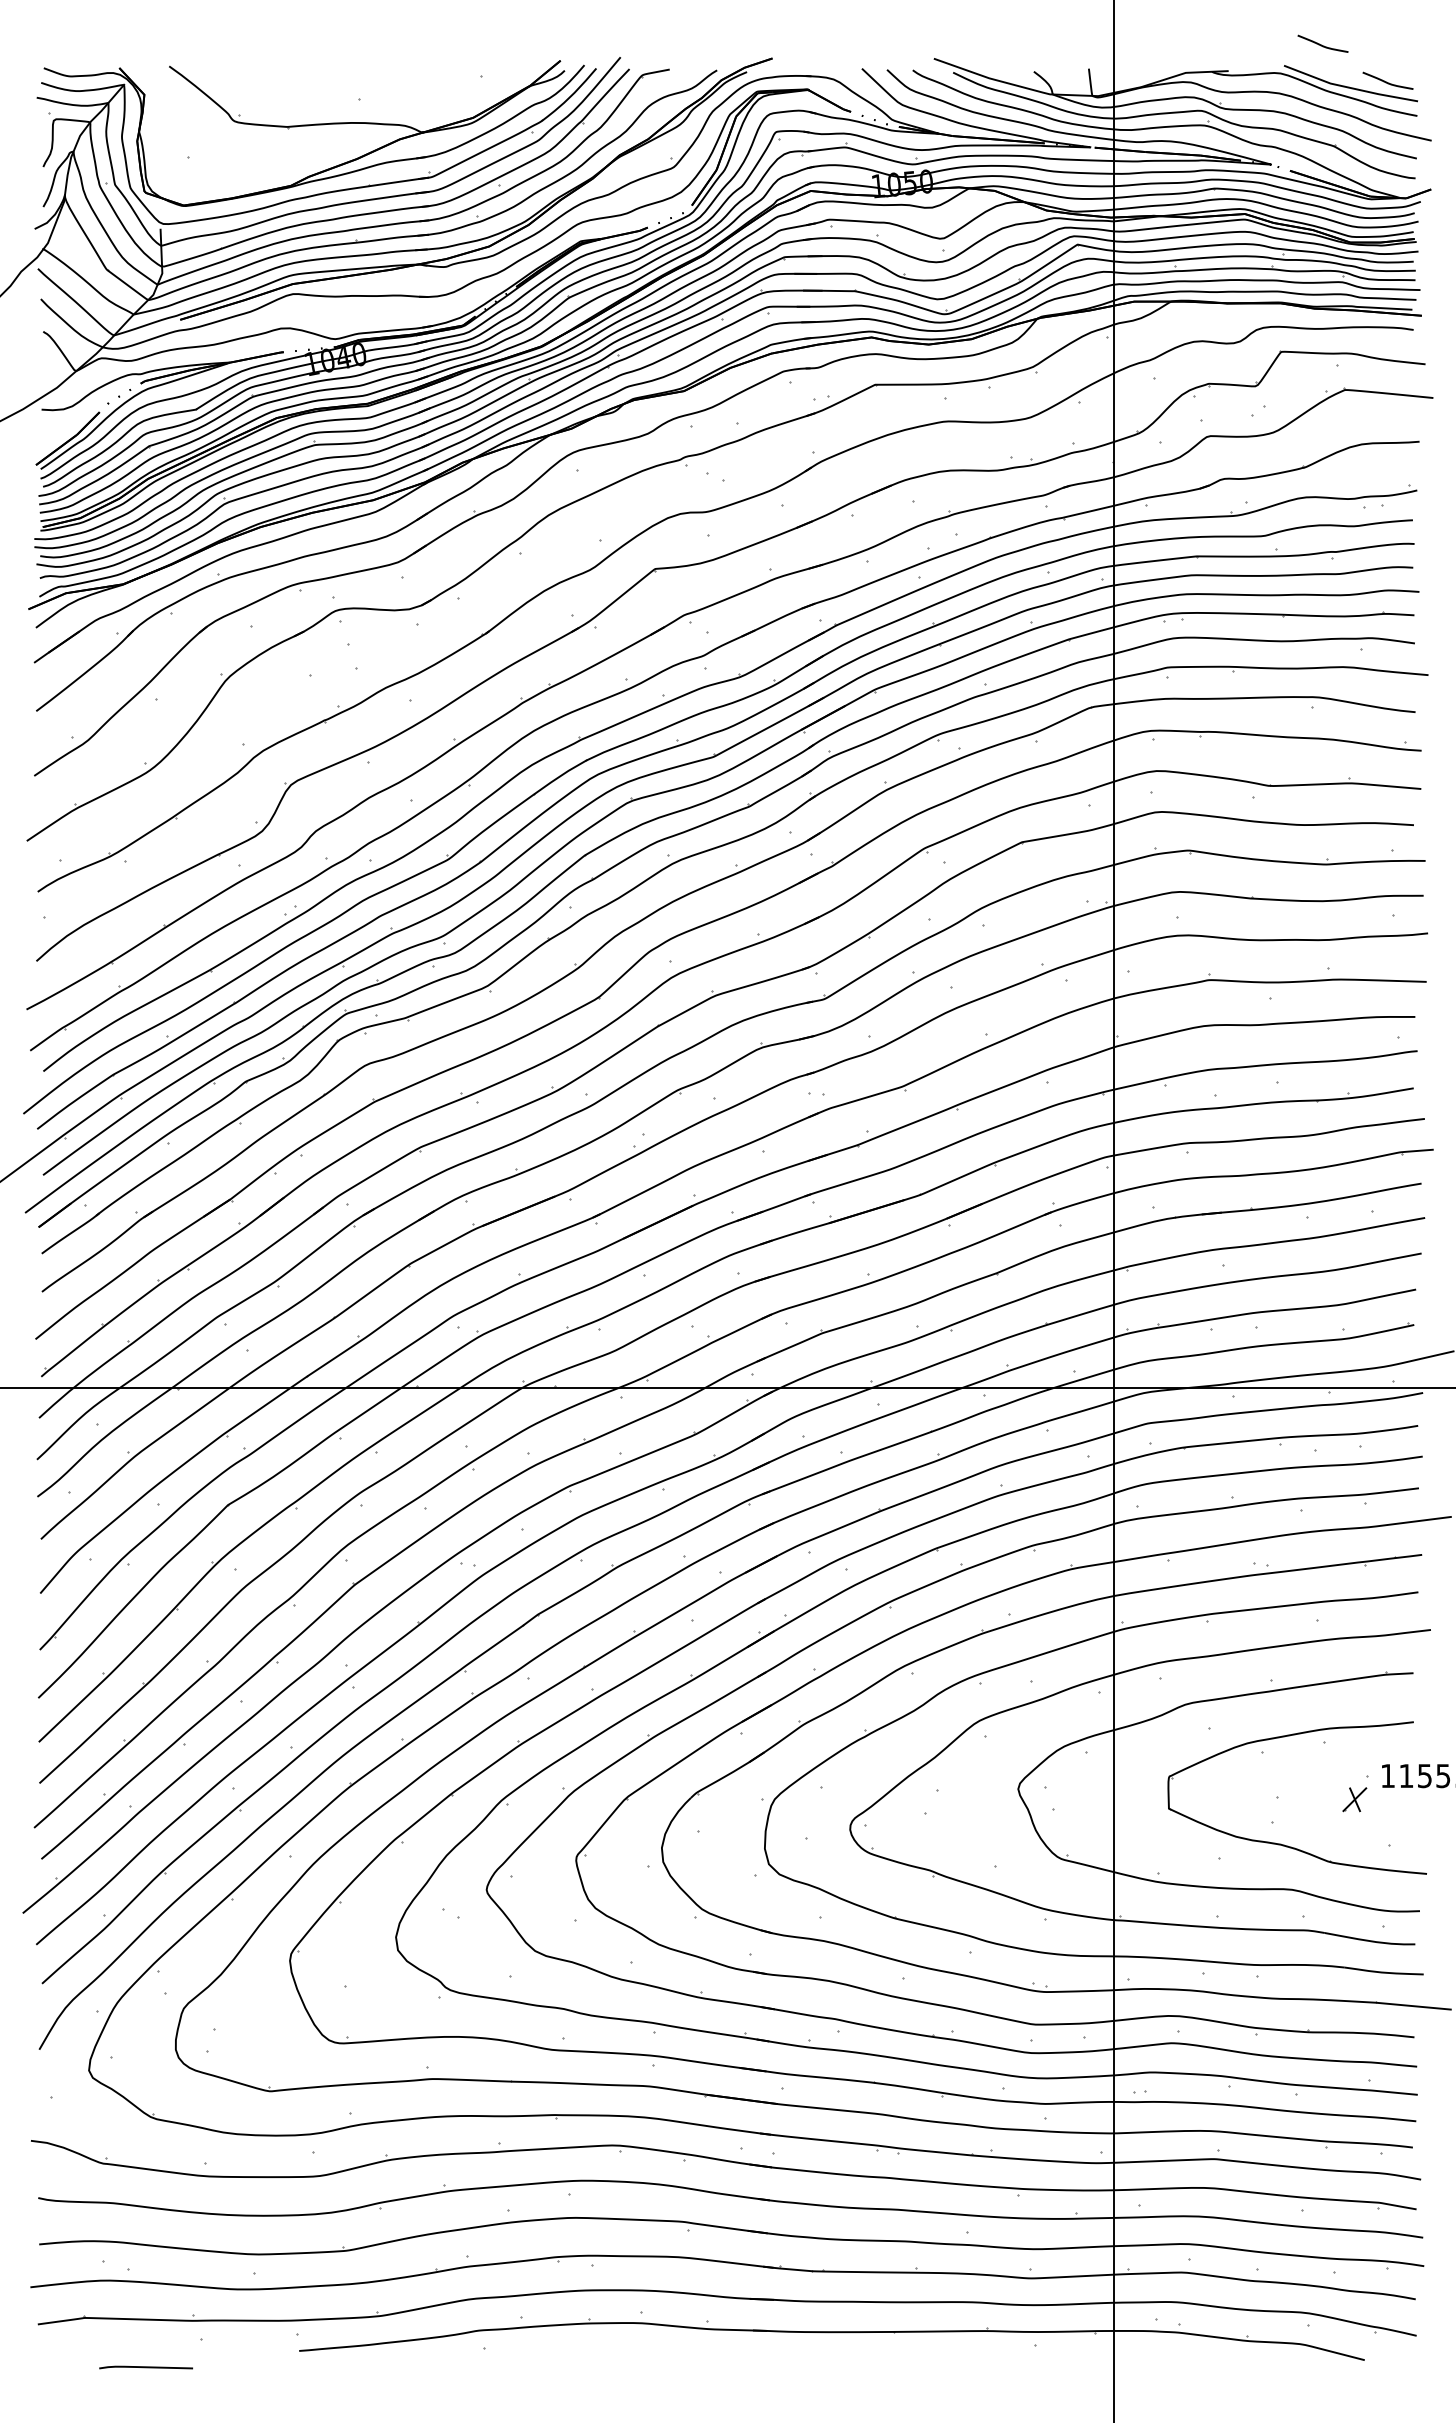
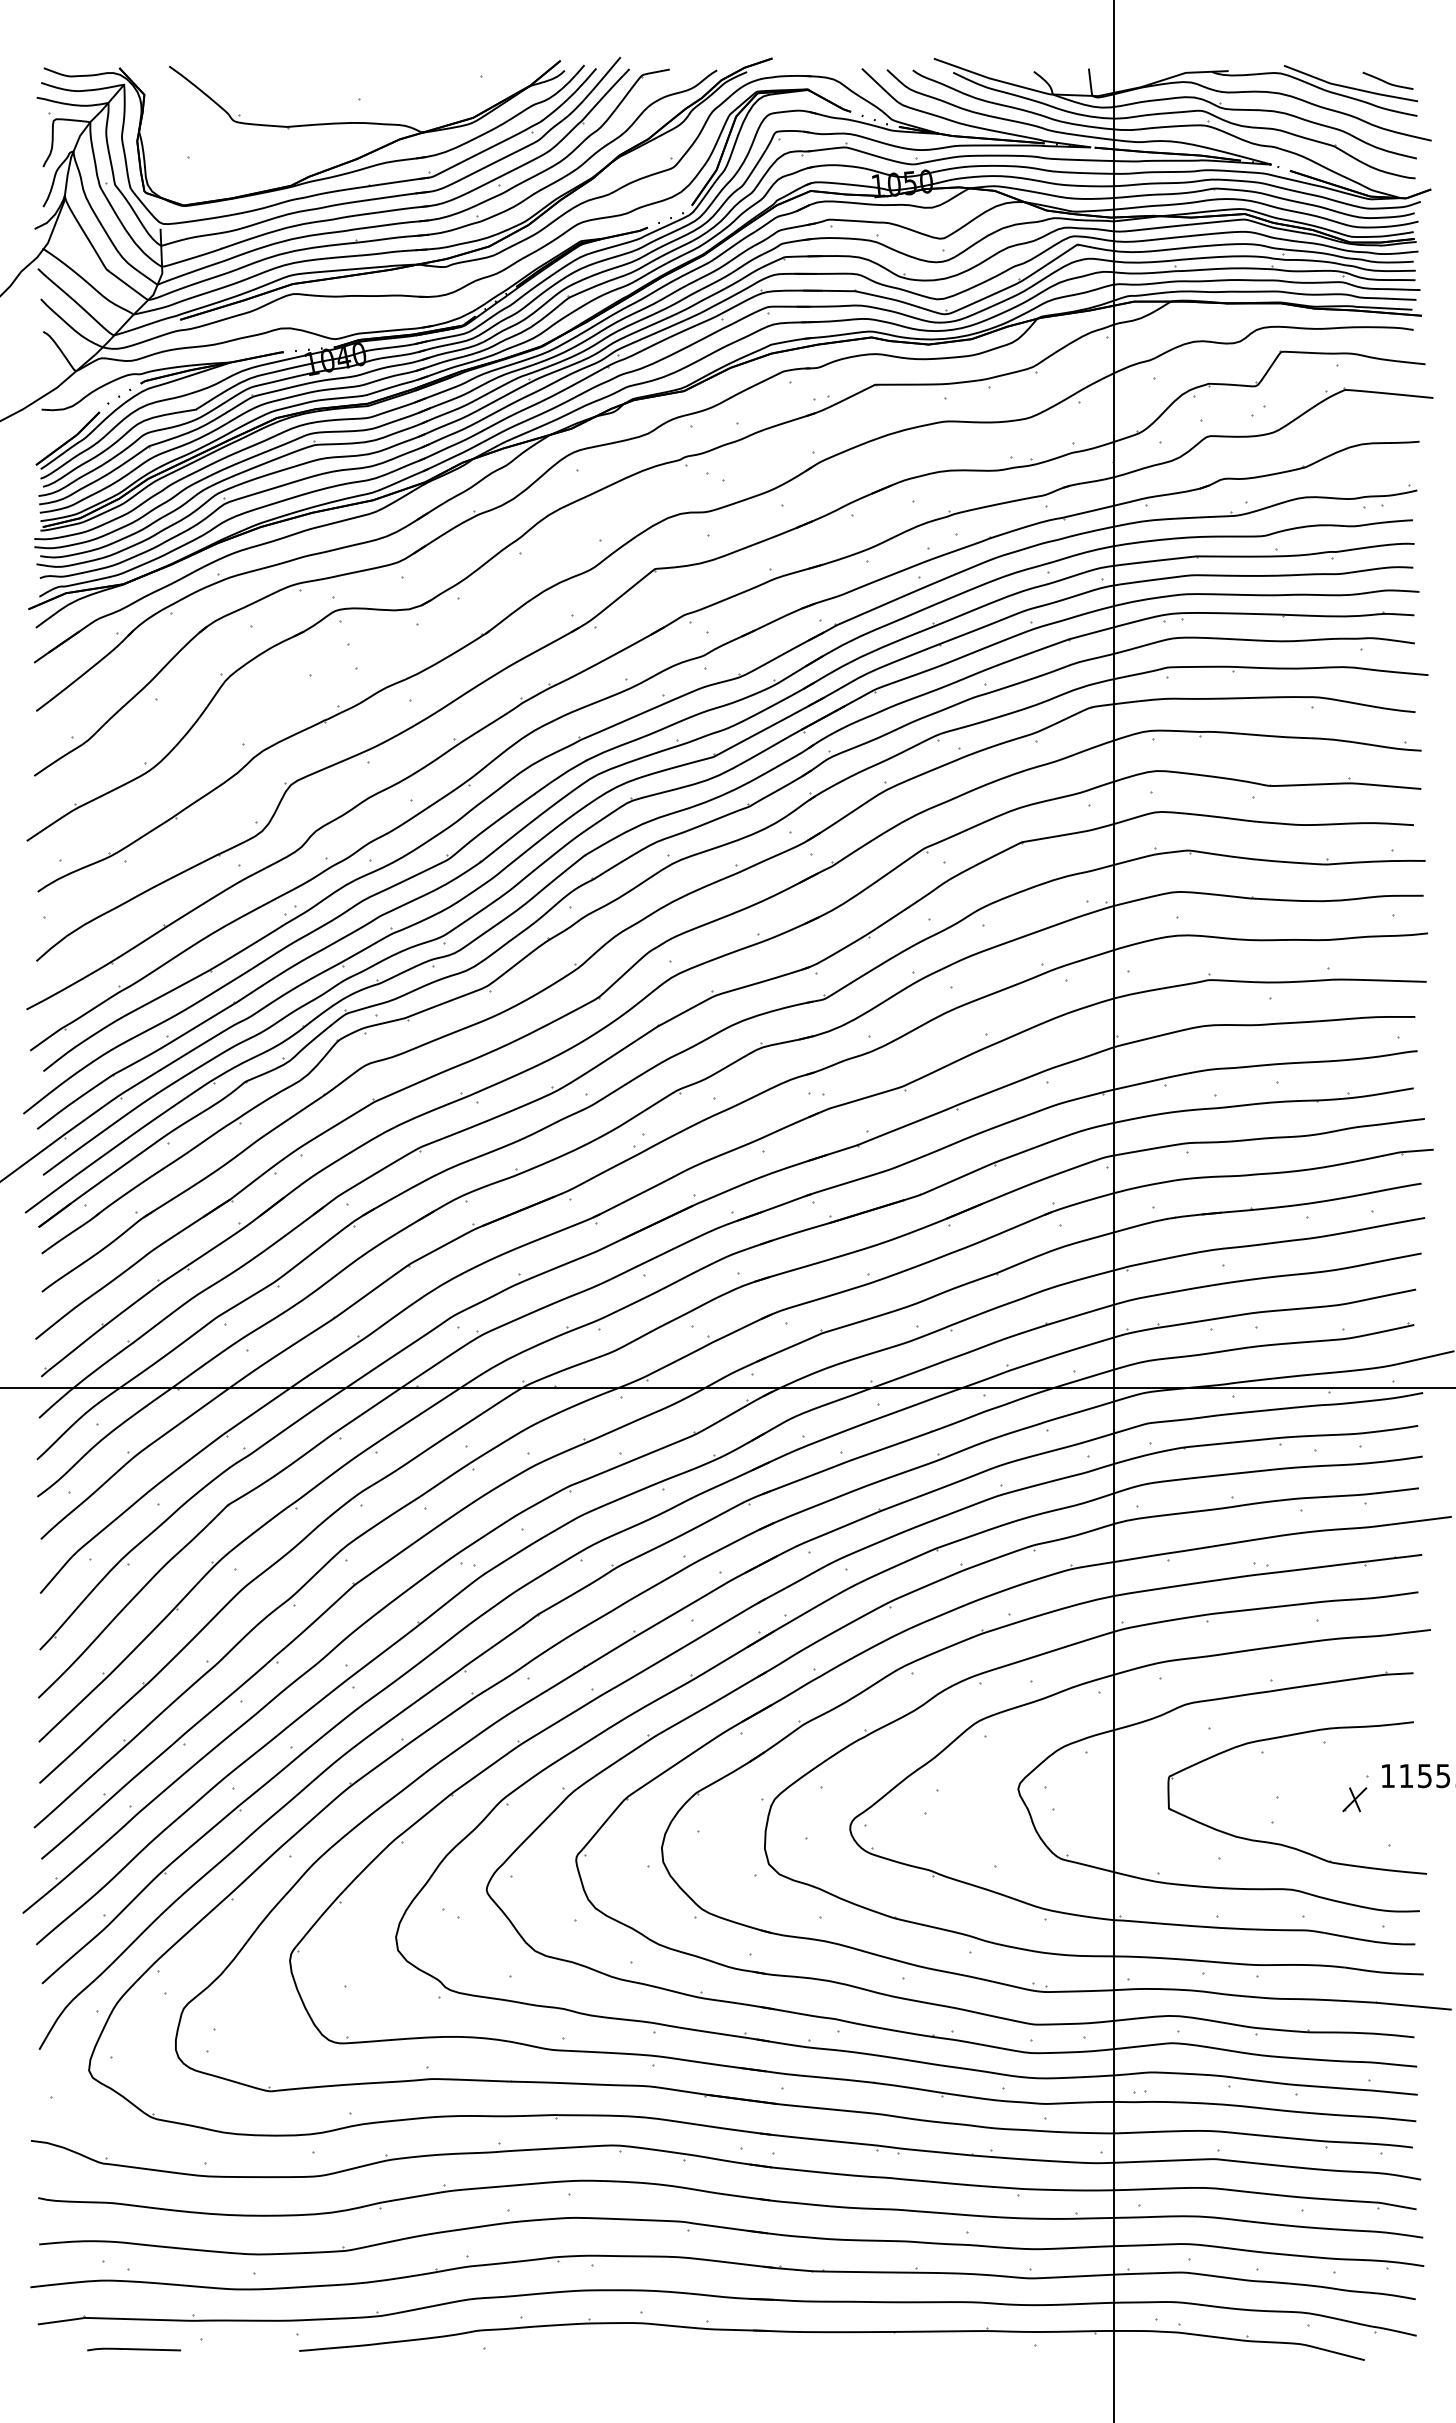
curve: present -> none (1321, 44)
curve position: (145, 2367) -> (133, 2349) (133, 2349)
